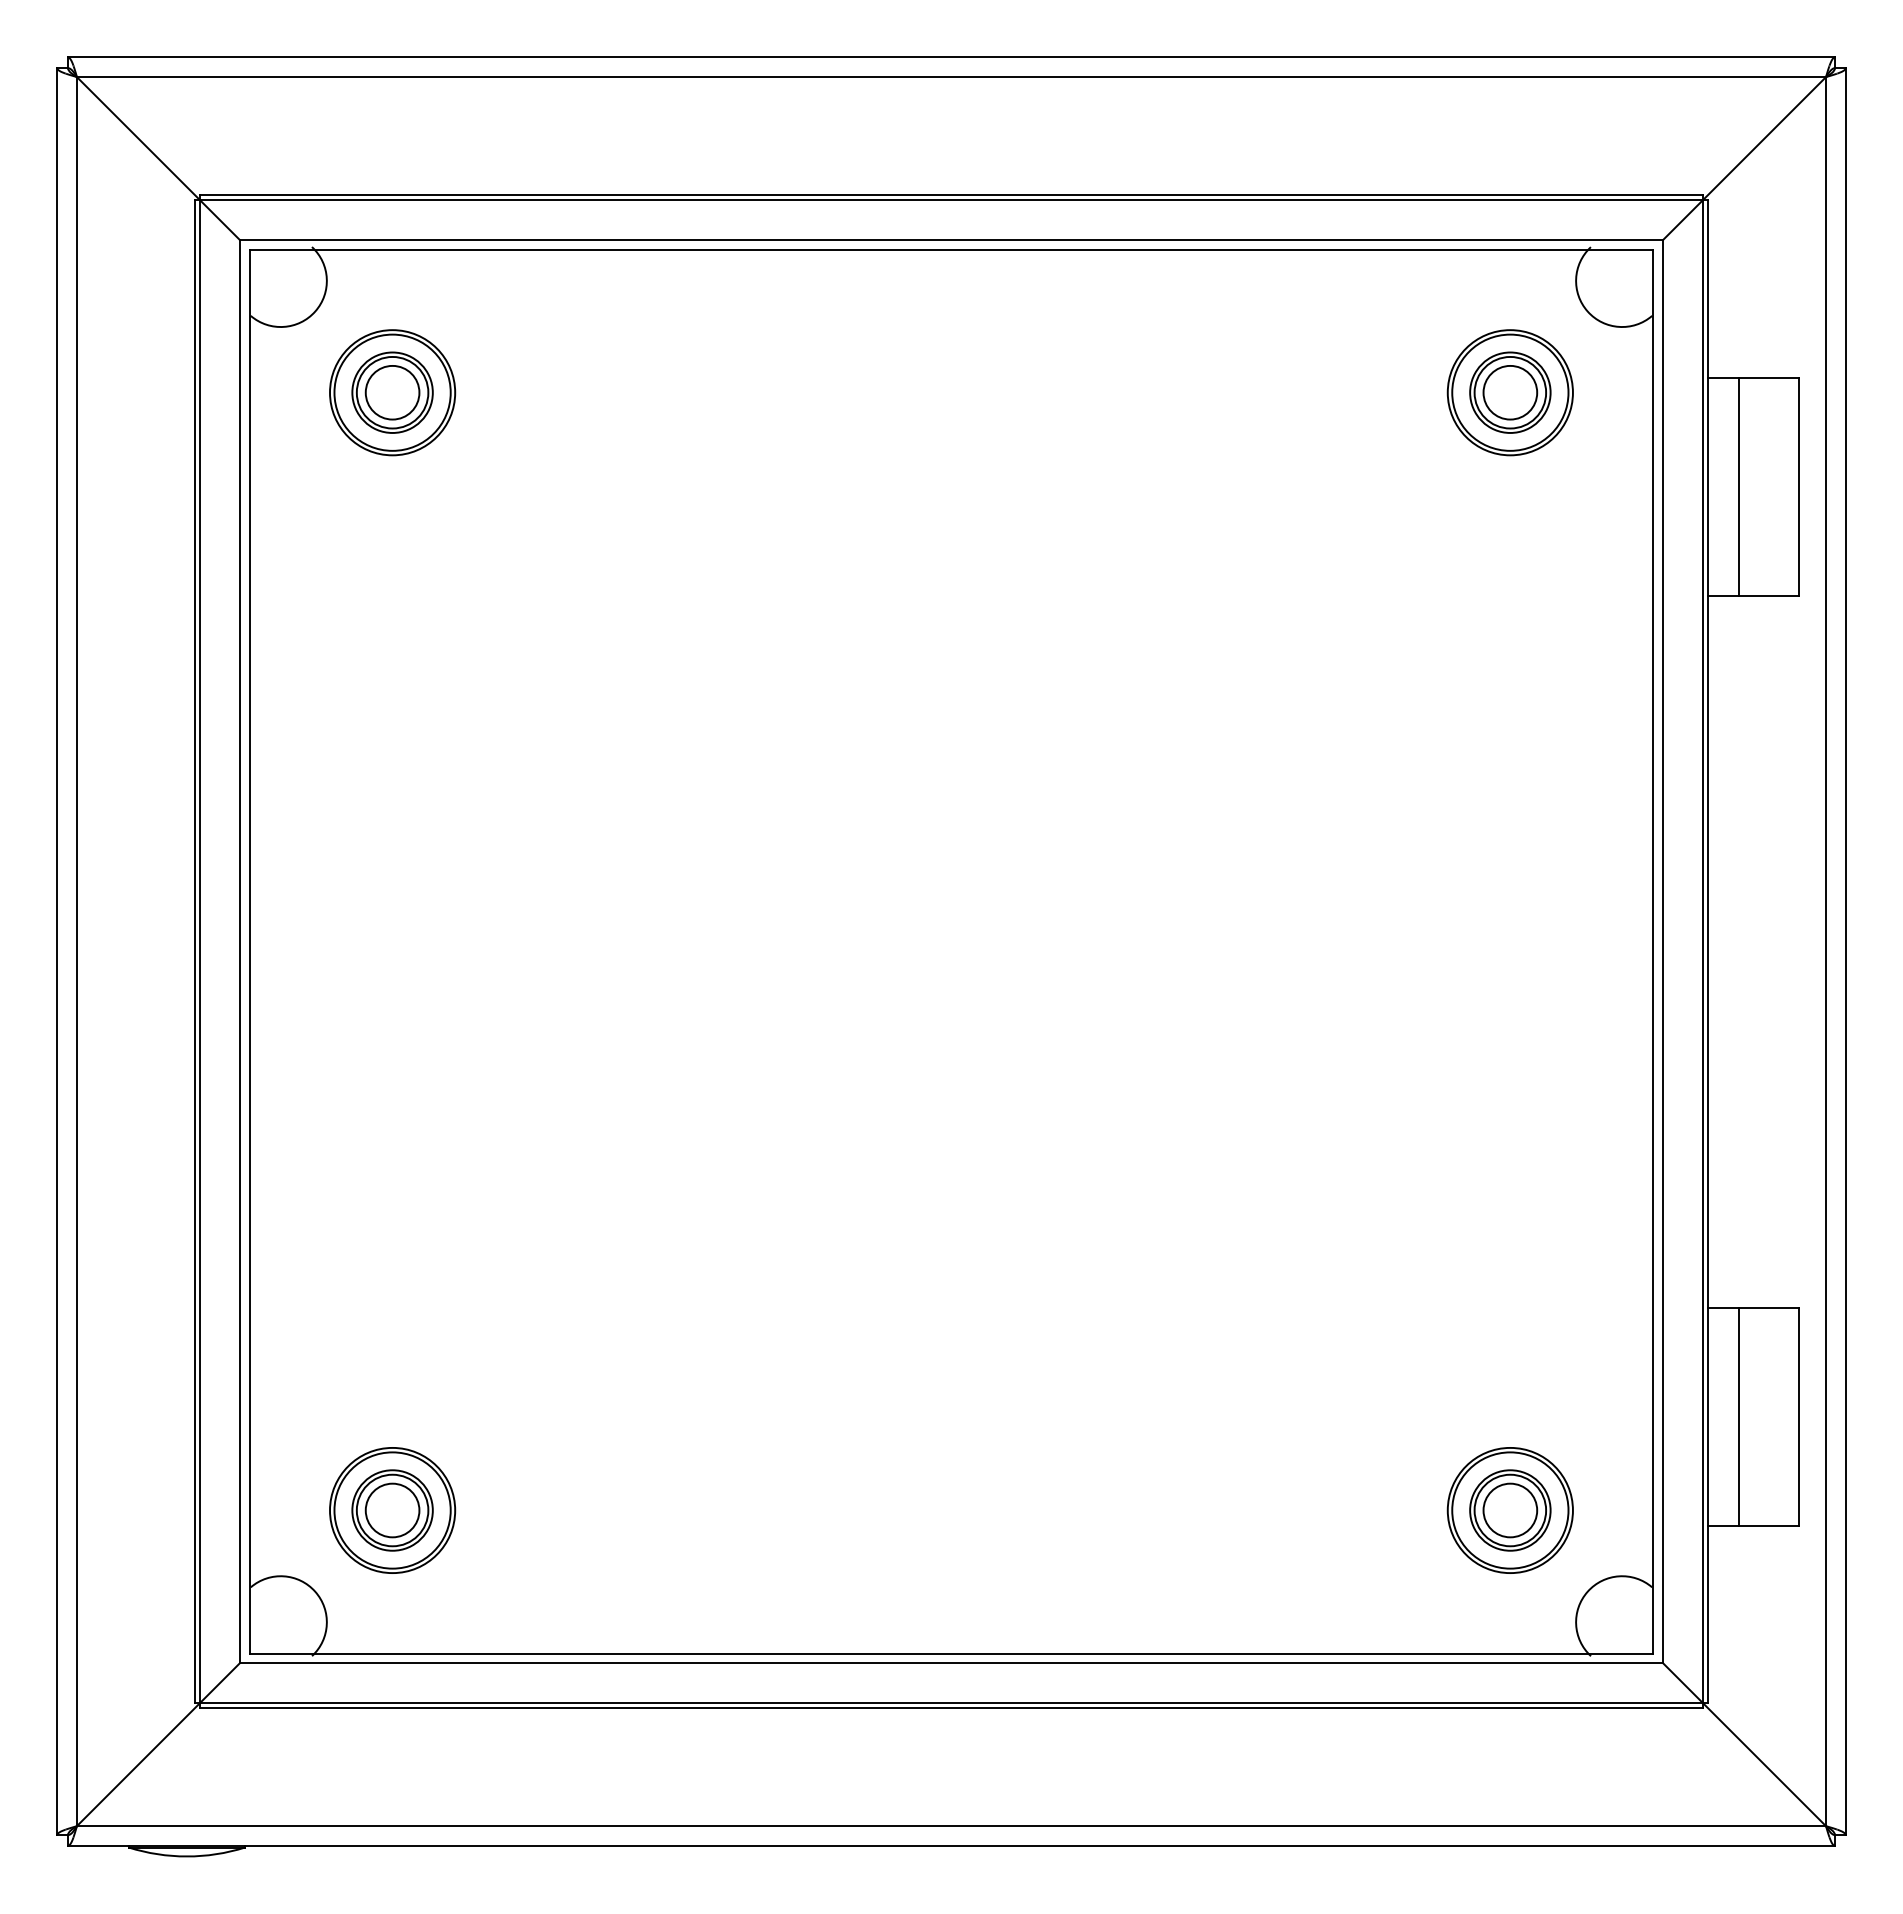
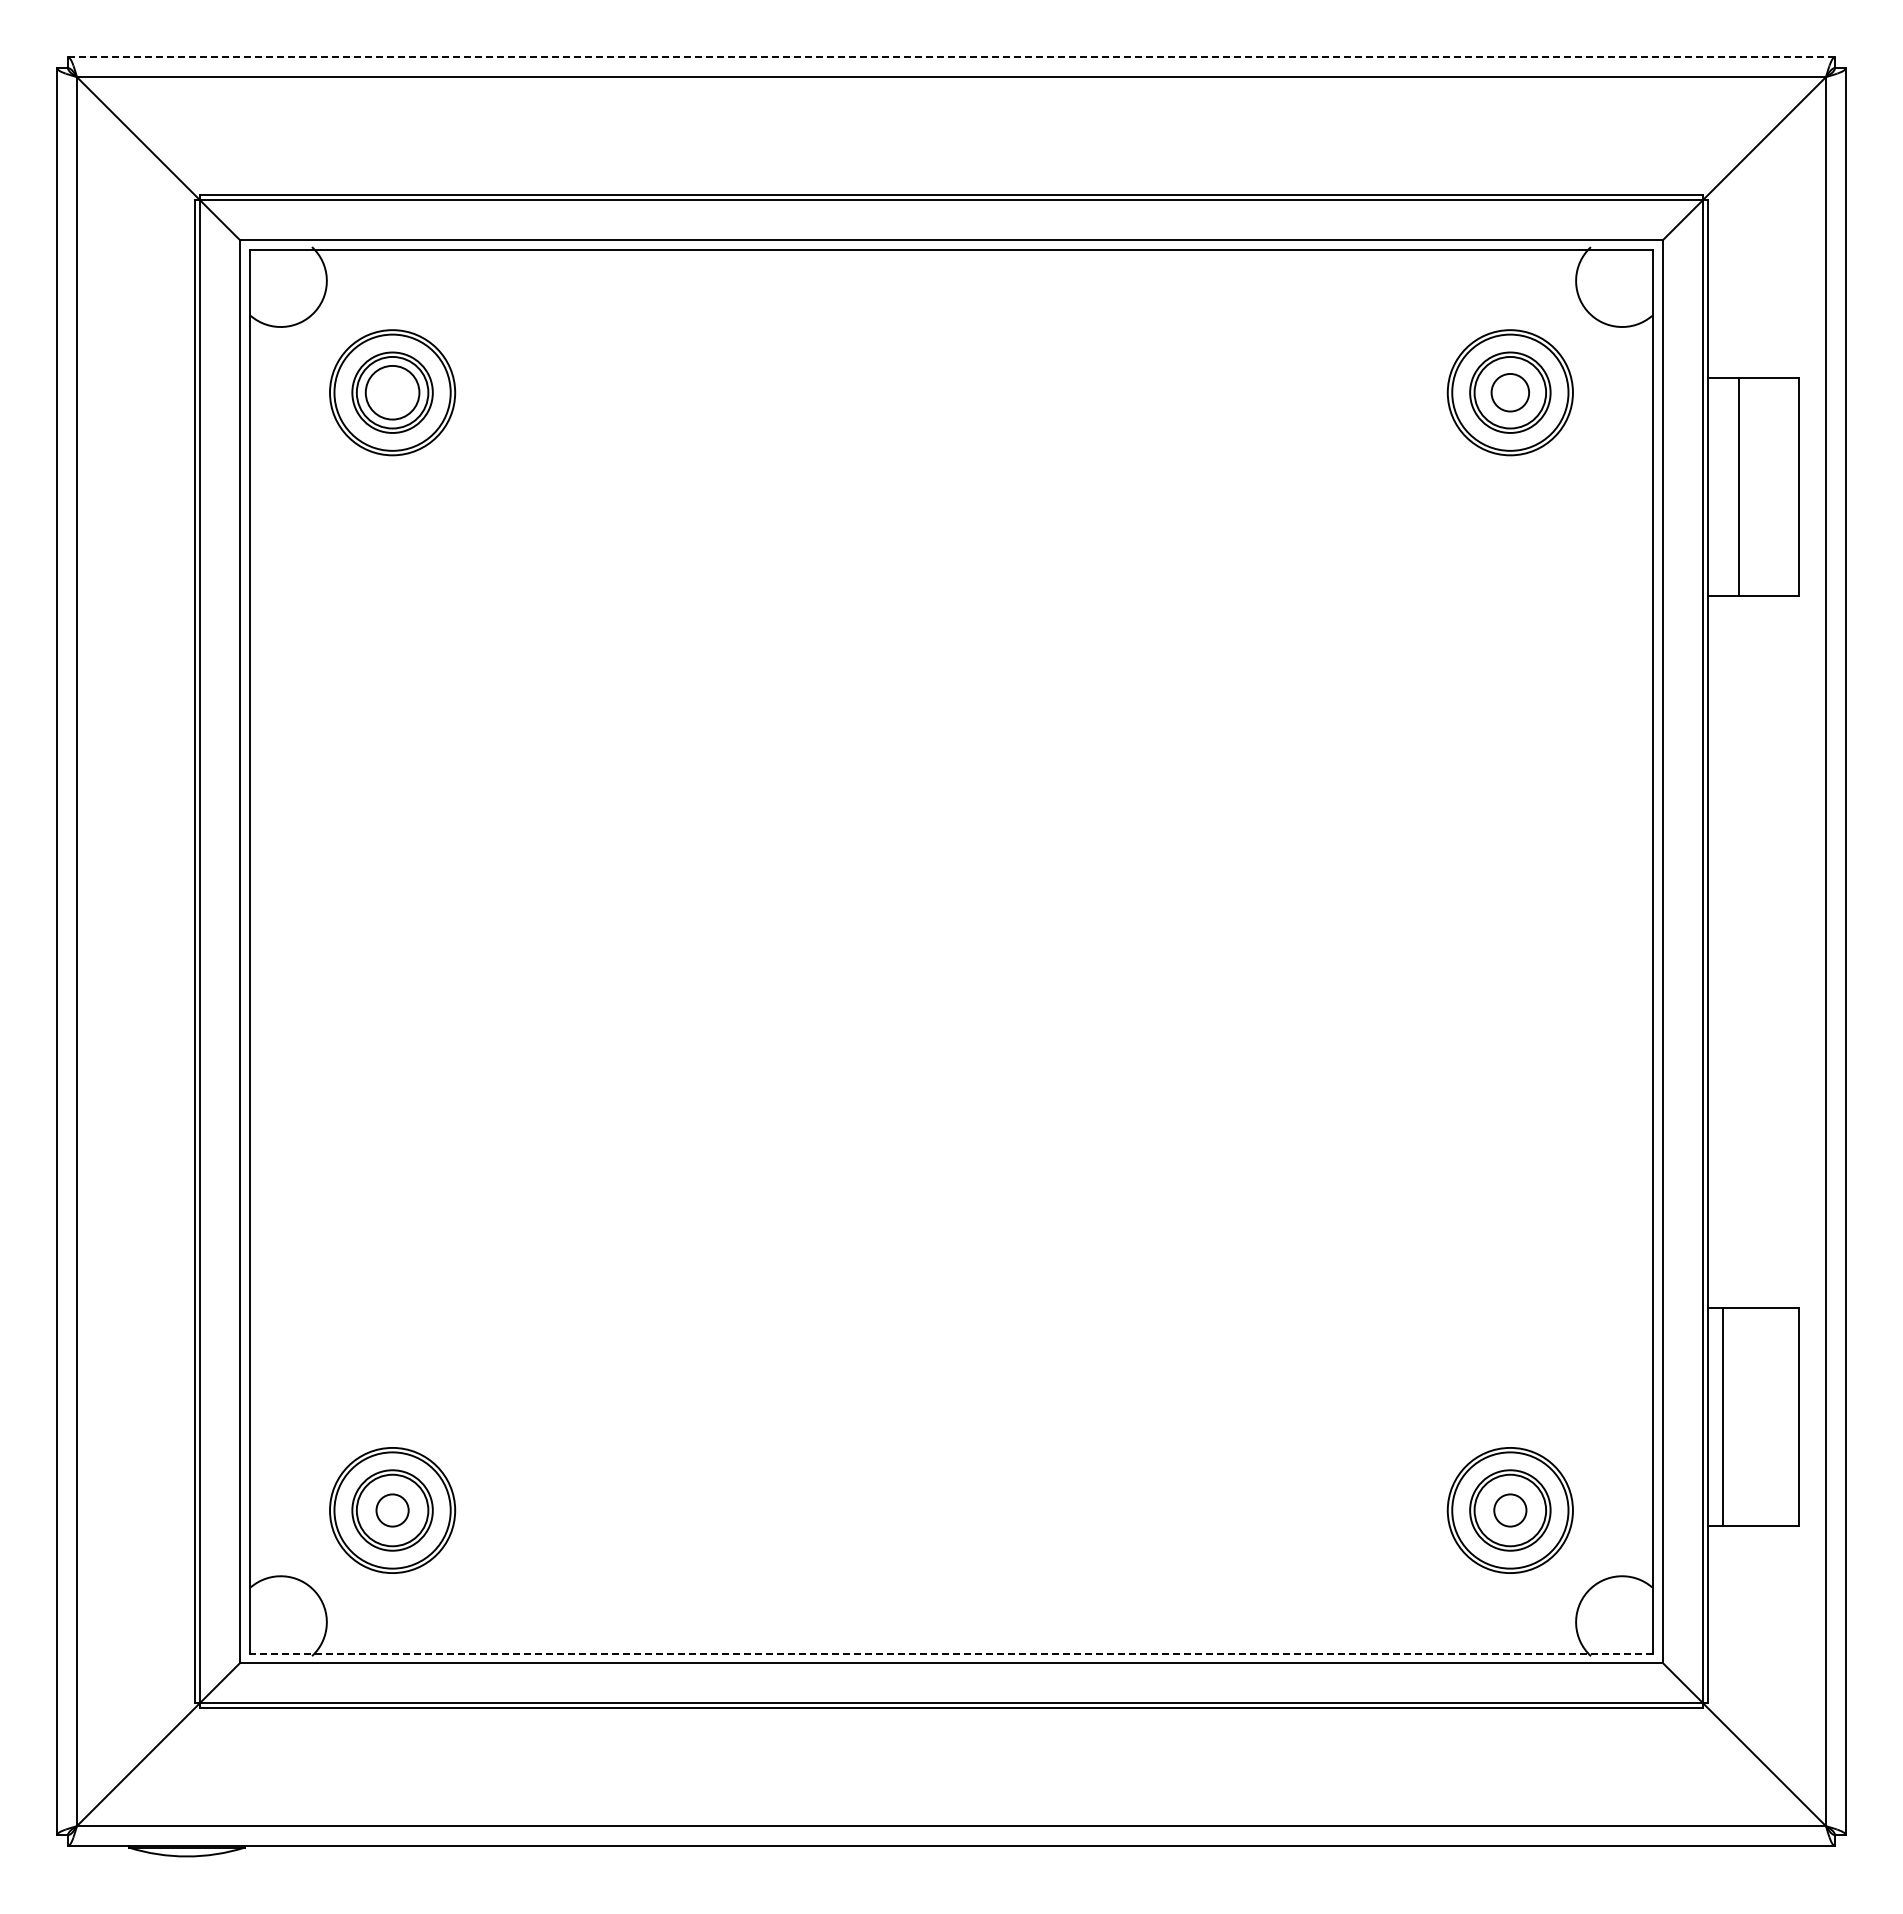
line: solid -> dashed (950, 57)
circle diameter: 54 px -> 38 px (1510, 392)
line position: (1738, 1416) -> (1722, 1416) (1722, 1416)
circle diameter: 54 px -> 32 px (392, 1510)
circle diameter: 54 px -> 32 px (1510, 1510)
line: solid -> dashed (951, 1653)
